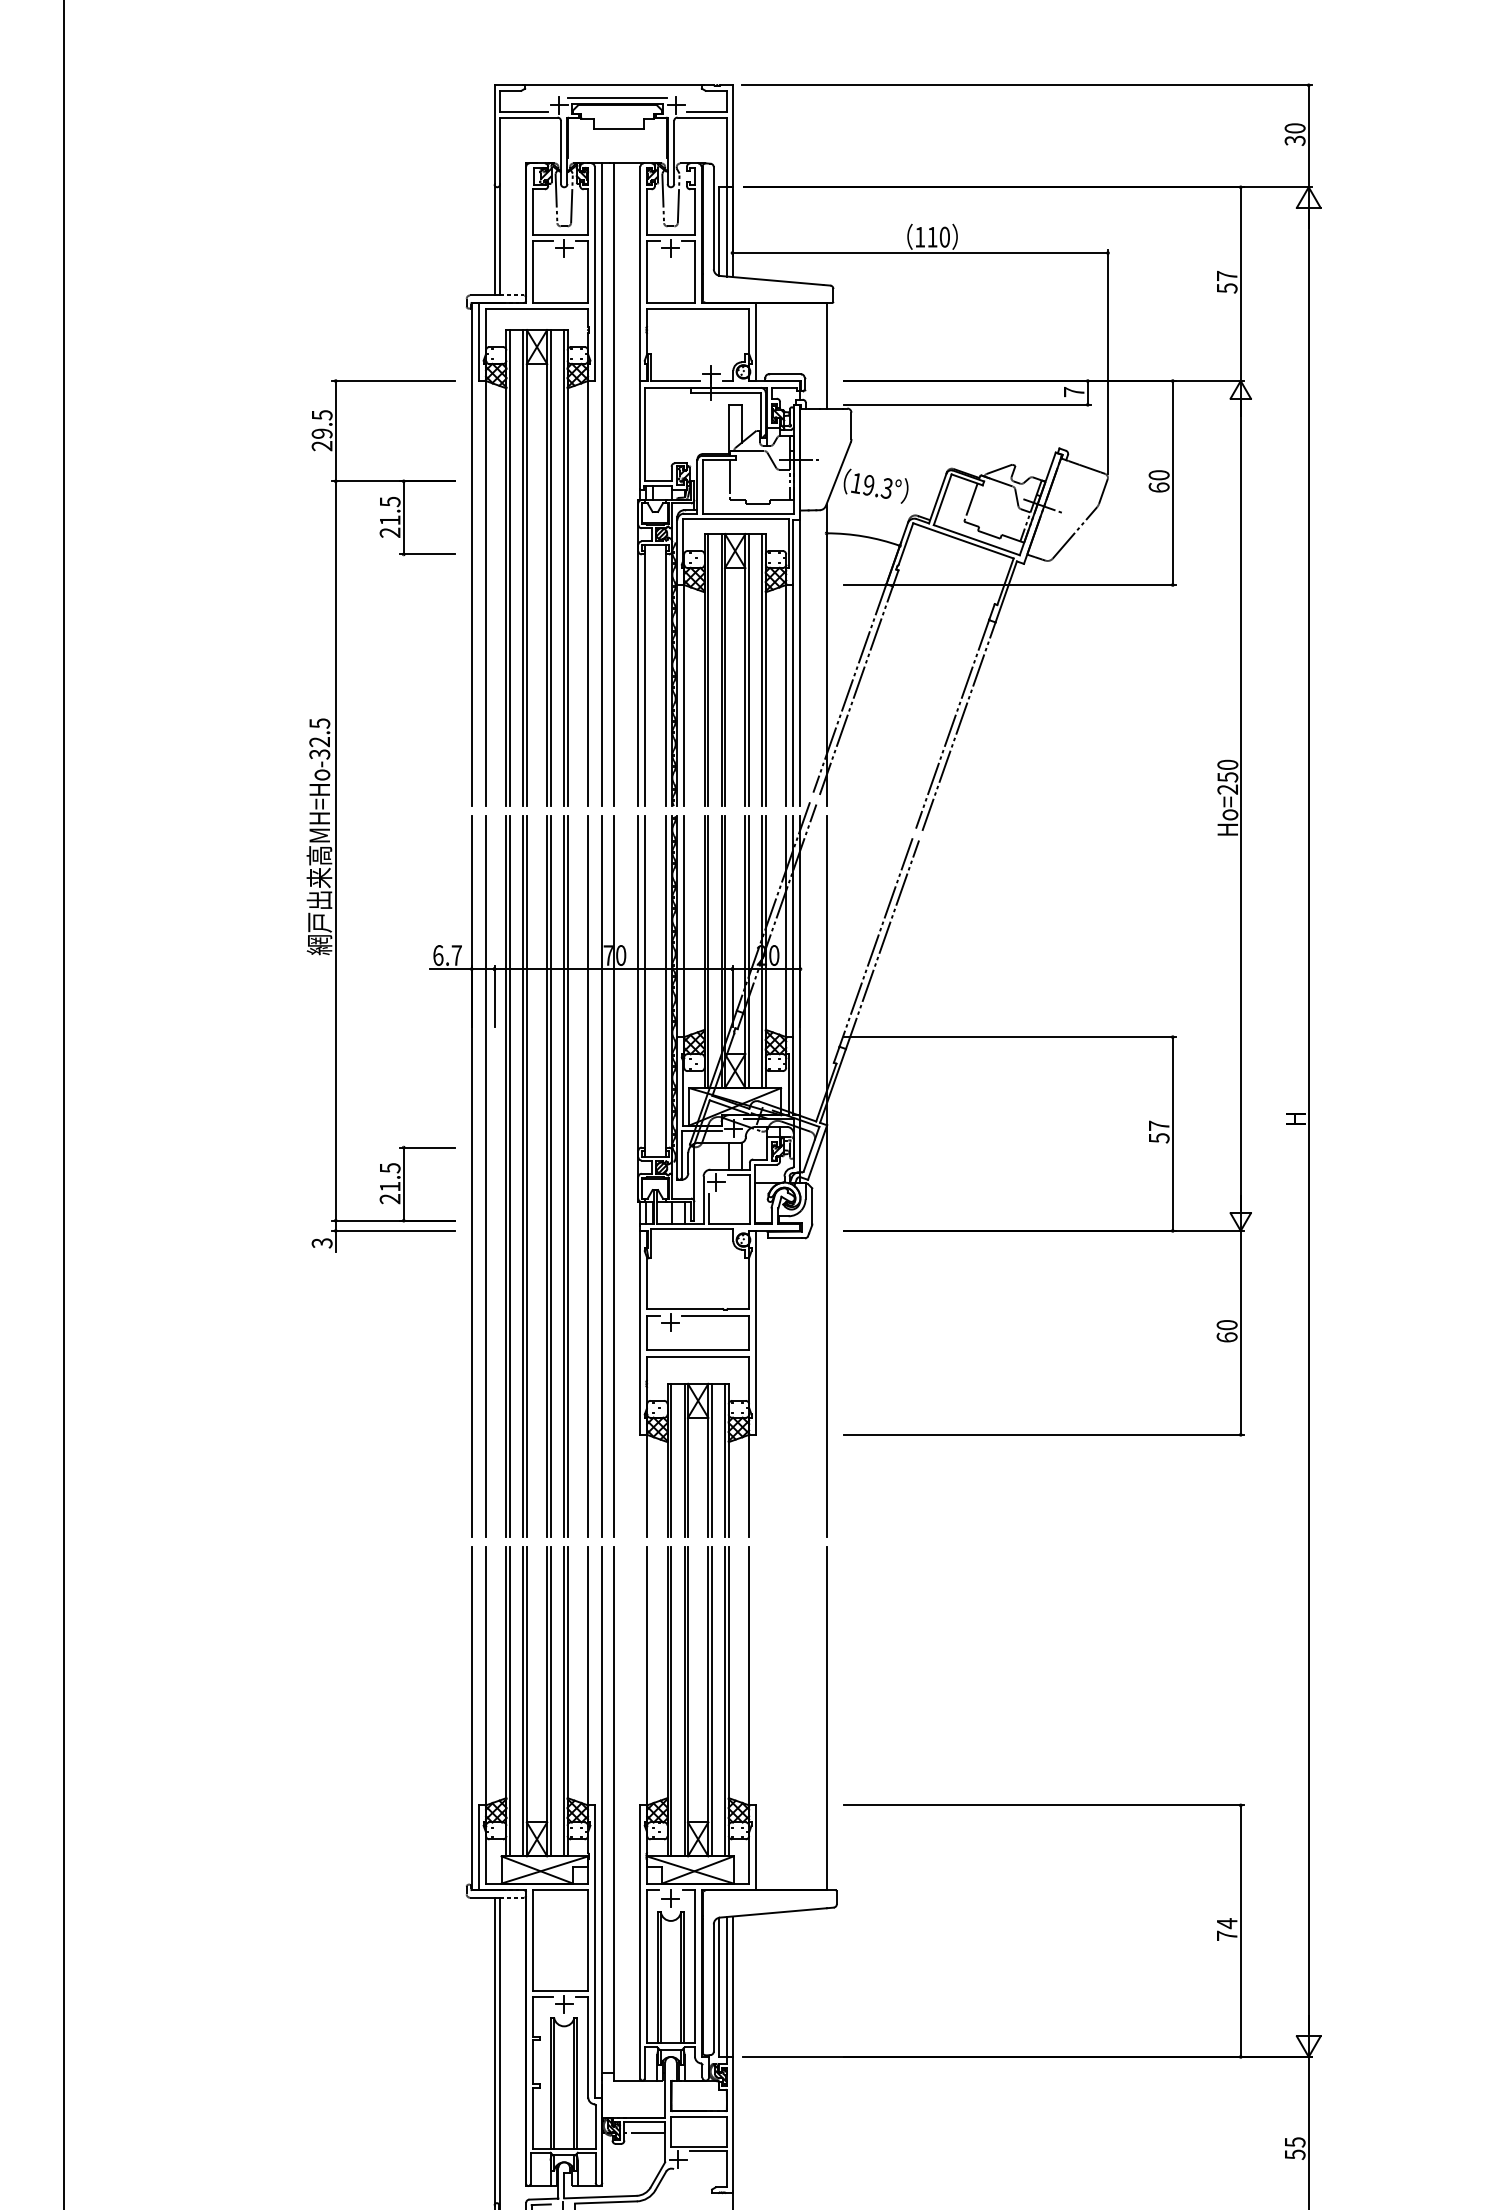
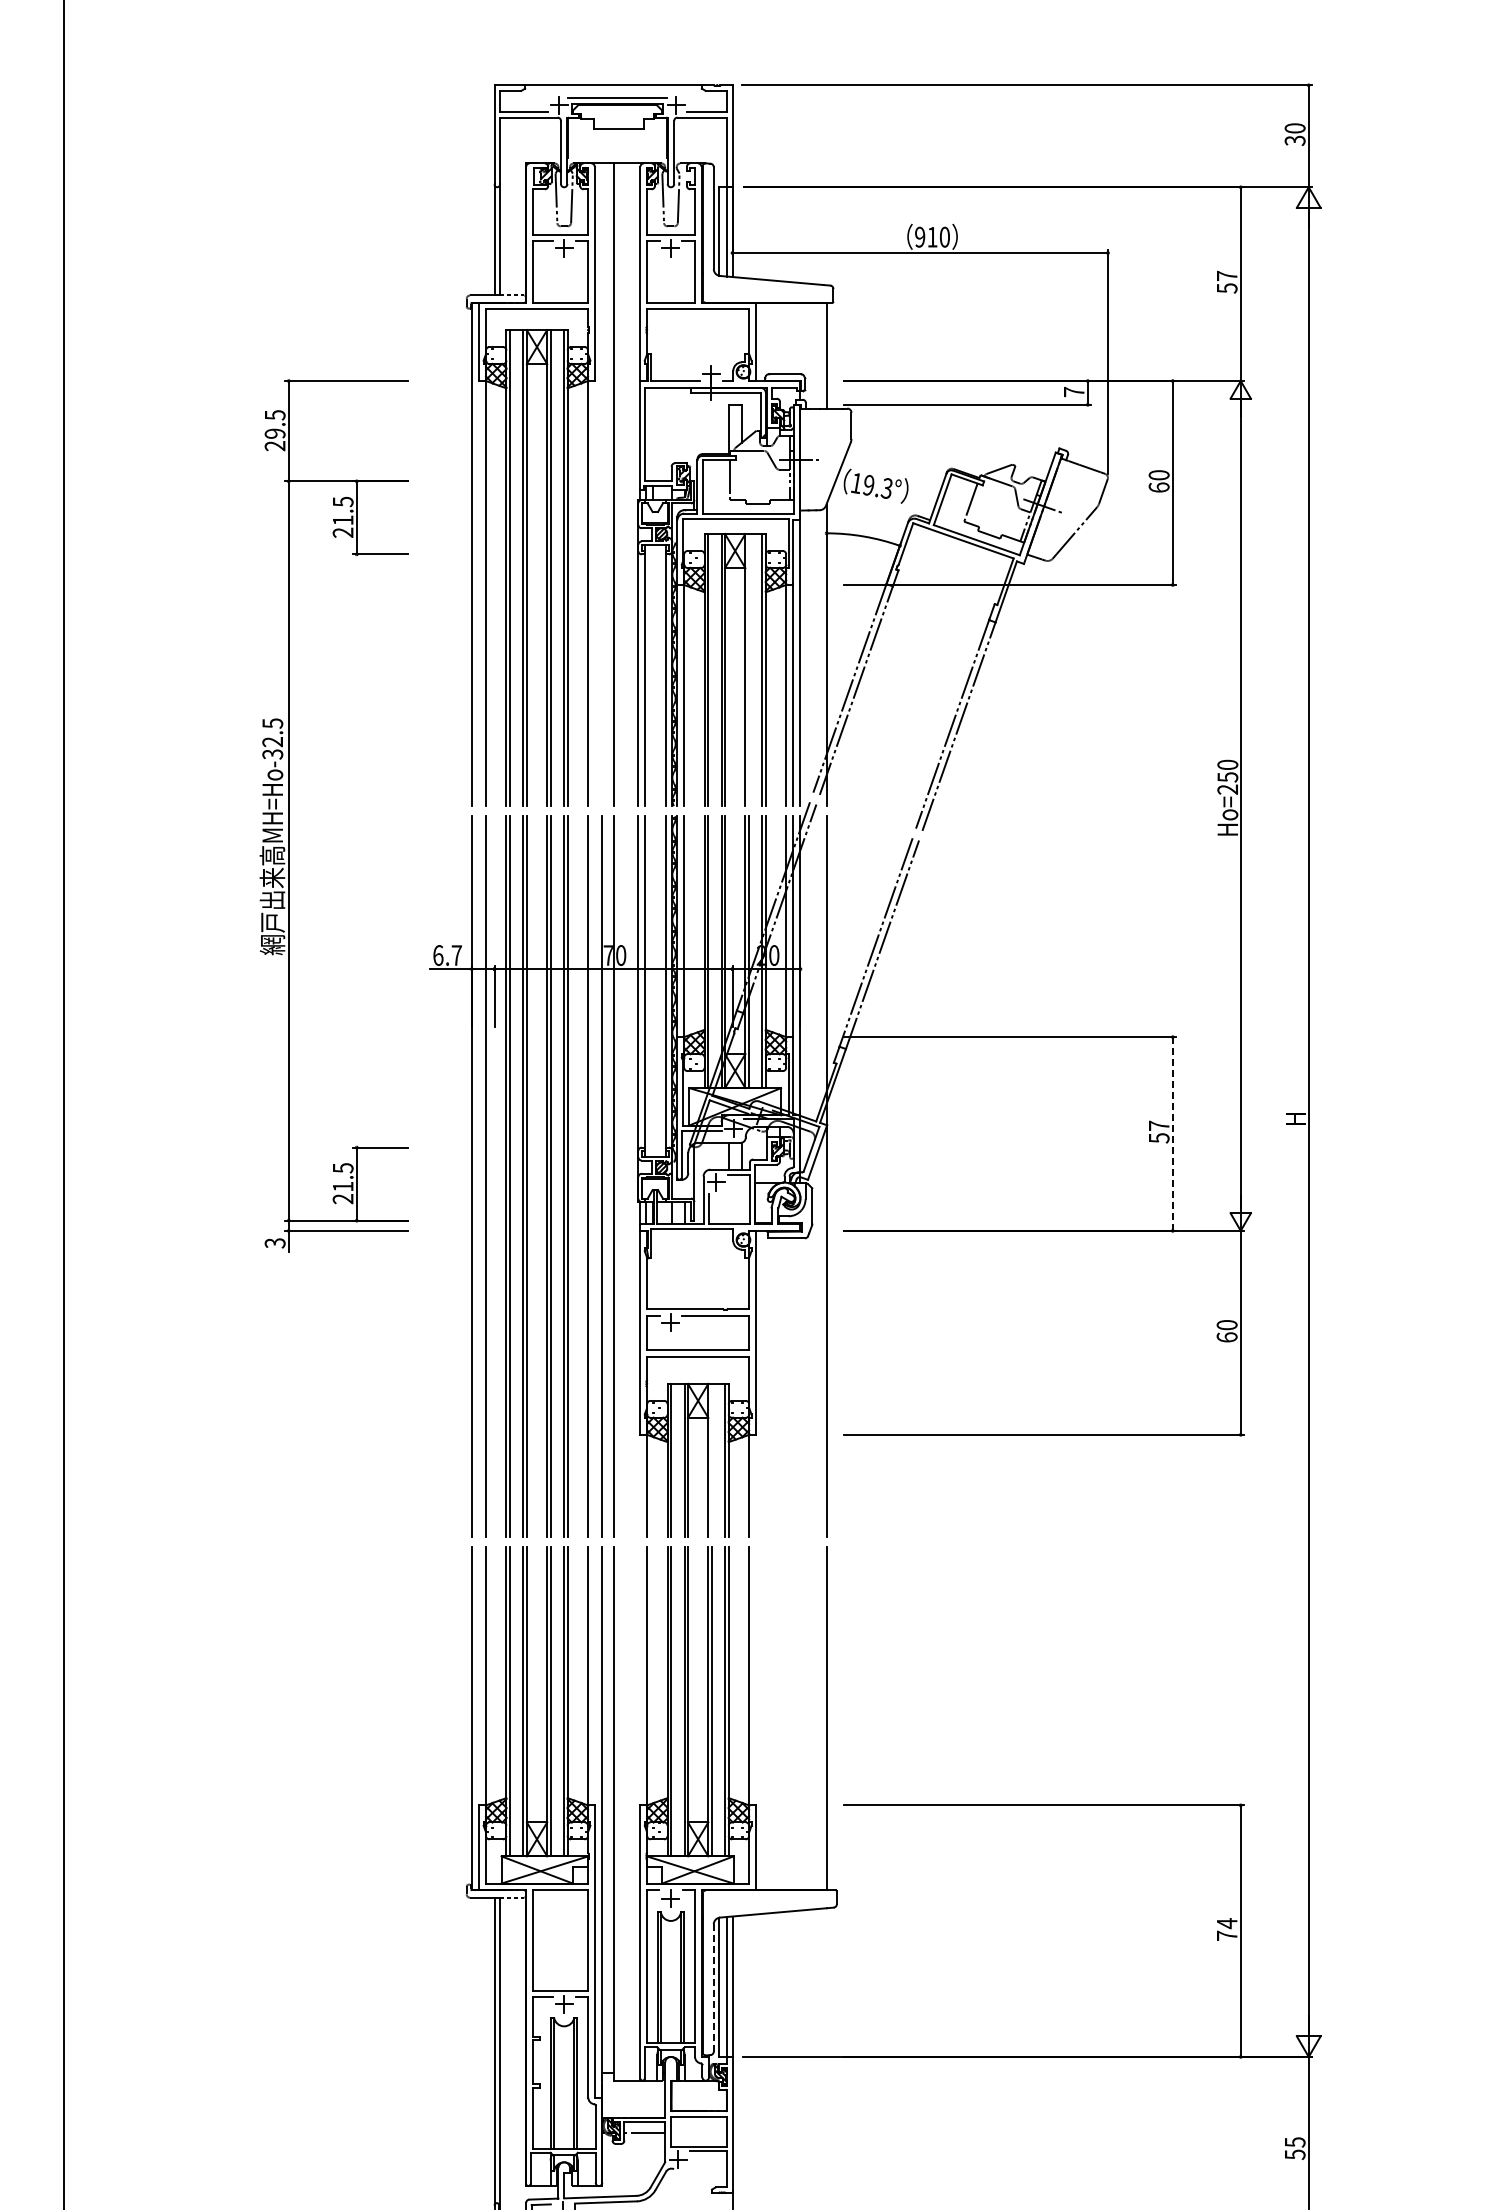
text: 110 -> 910 (920, 236)
line: present -> none (602, 484)
line: present -> none (748, 669)
part position: (336, 815) -> (289, 815) (289, 815)
line: solid -> dashed (1172, 1134)
line: present -> none (711, 1459)
line: solid -> dashed (713, 1988)
